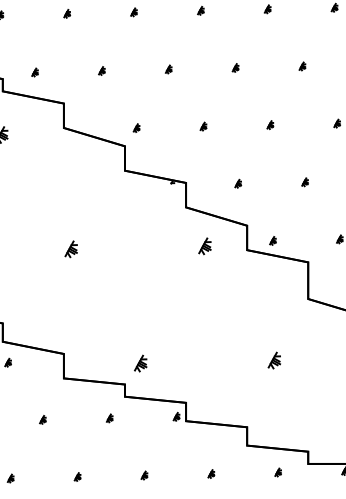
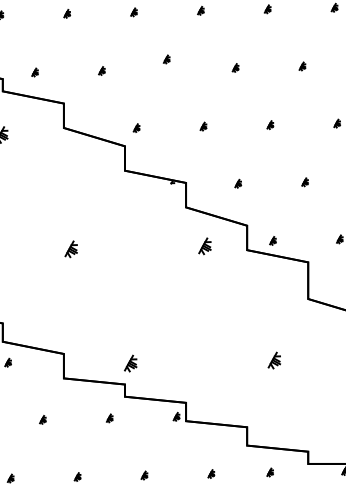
part position: (168, 69) -> (166, 59) (166, 59)
part position: (140, 363) -> (130, 363) (130, 363)
part position: (277, 472) -> (269, 472) (269, 472)
